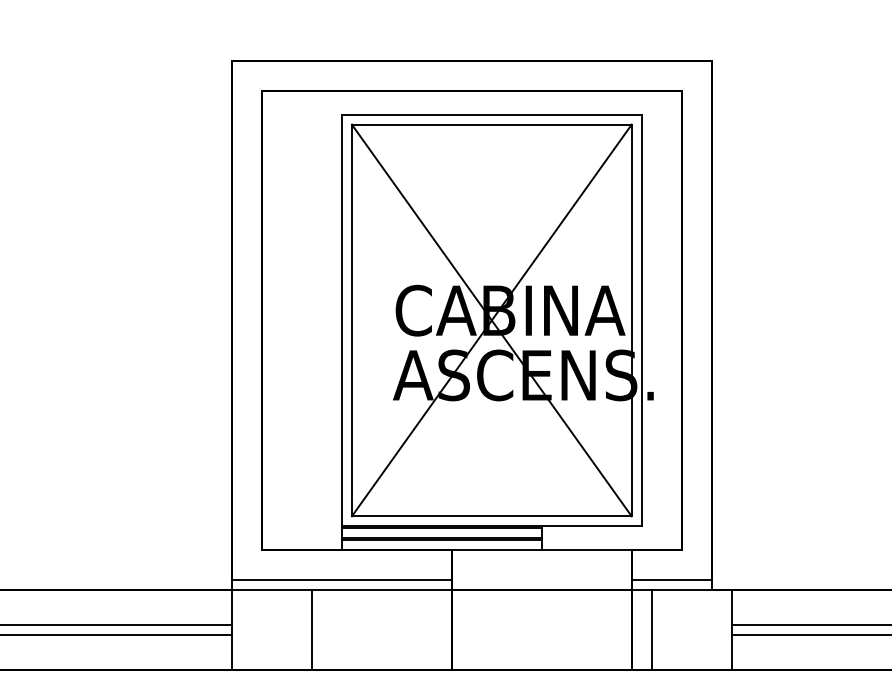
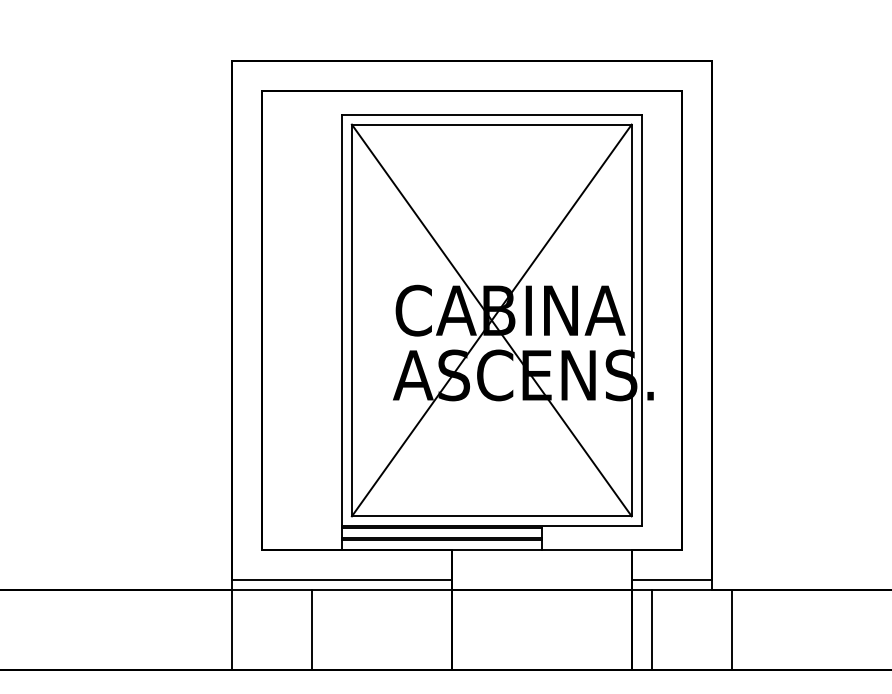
line: present -> none (117, 625)
line: present -> none (809, 625)
line: present -> none (117, 635)
line: present -> none (809, 635)
